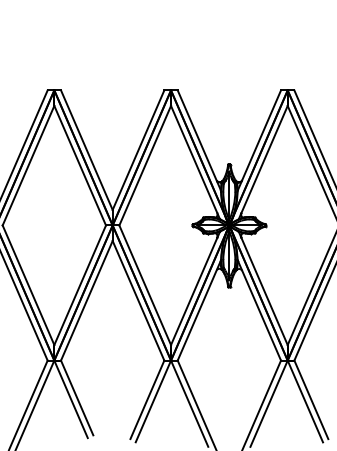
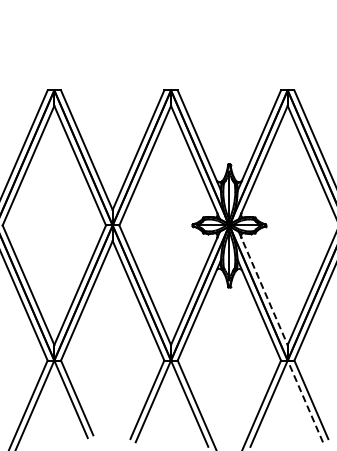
line: solid -> dashed (263, 288)
line: solid -> dashed (305, 401)
